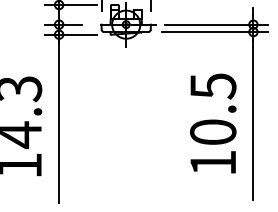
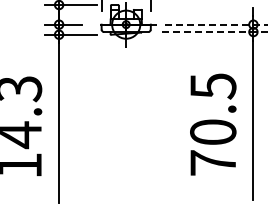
line: solid -> dashed (216, 24)
line: solid -> dashed (214, 32)
text: 10.5 -> 70.5 (212, 162)
